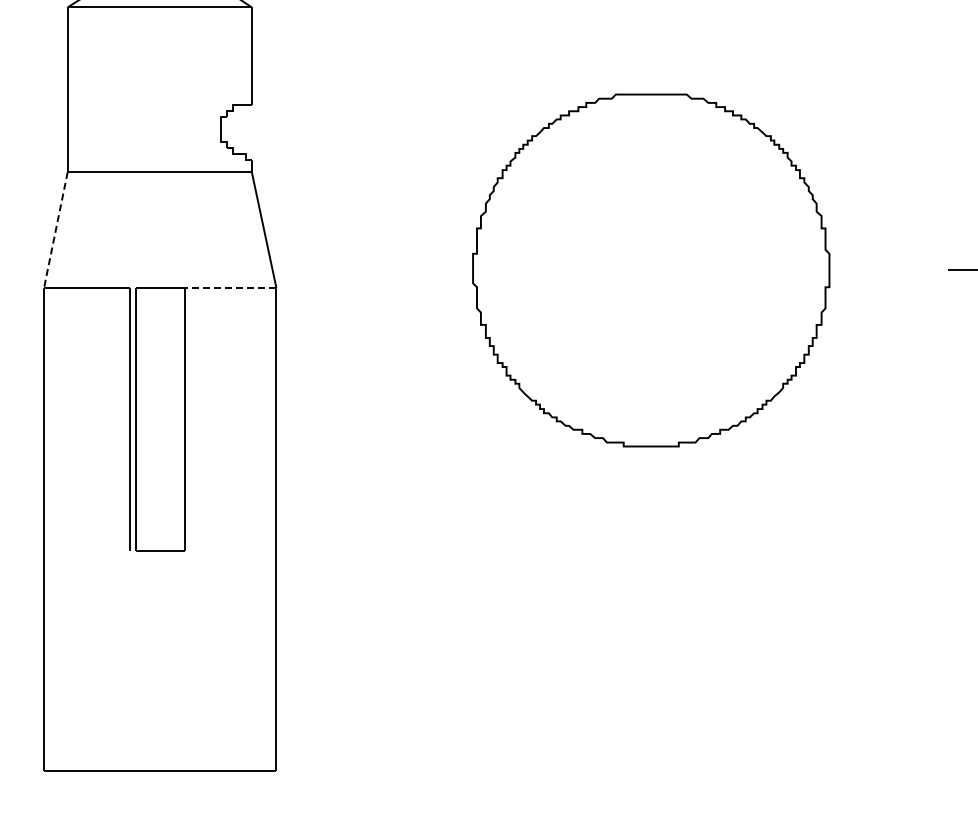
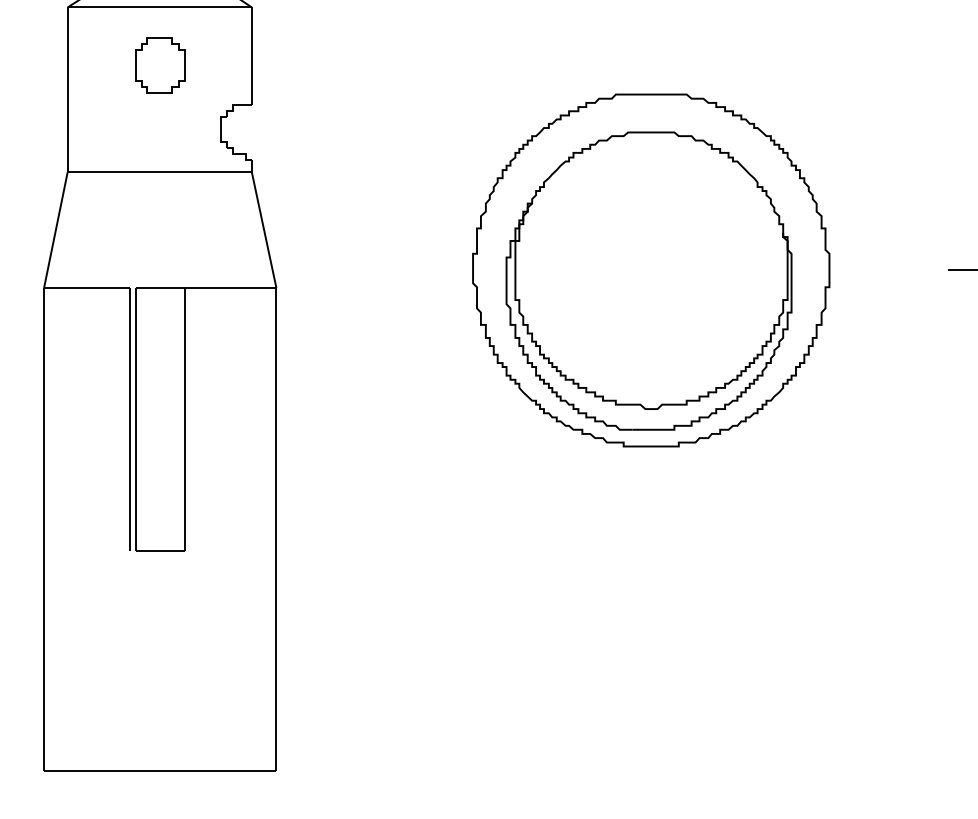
part: none -> present (160, 65)
line: dashed -> solid (55, 230)
part: none -> present (648, 280)
line: dashed -> solid (230, 288)
